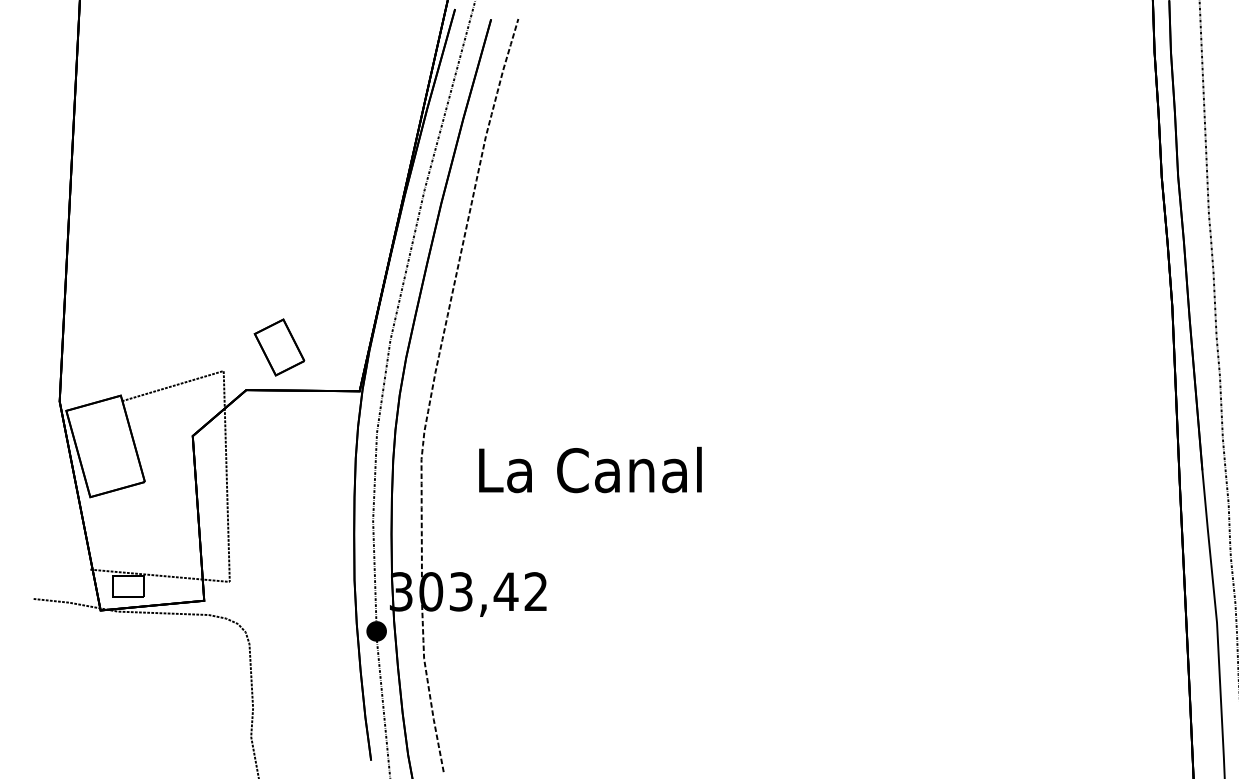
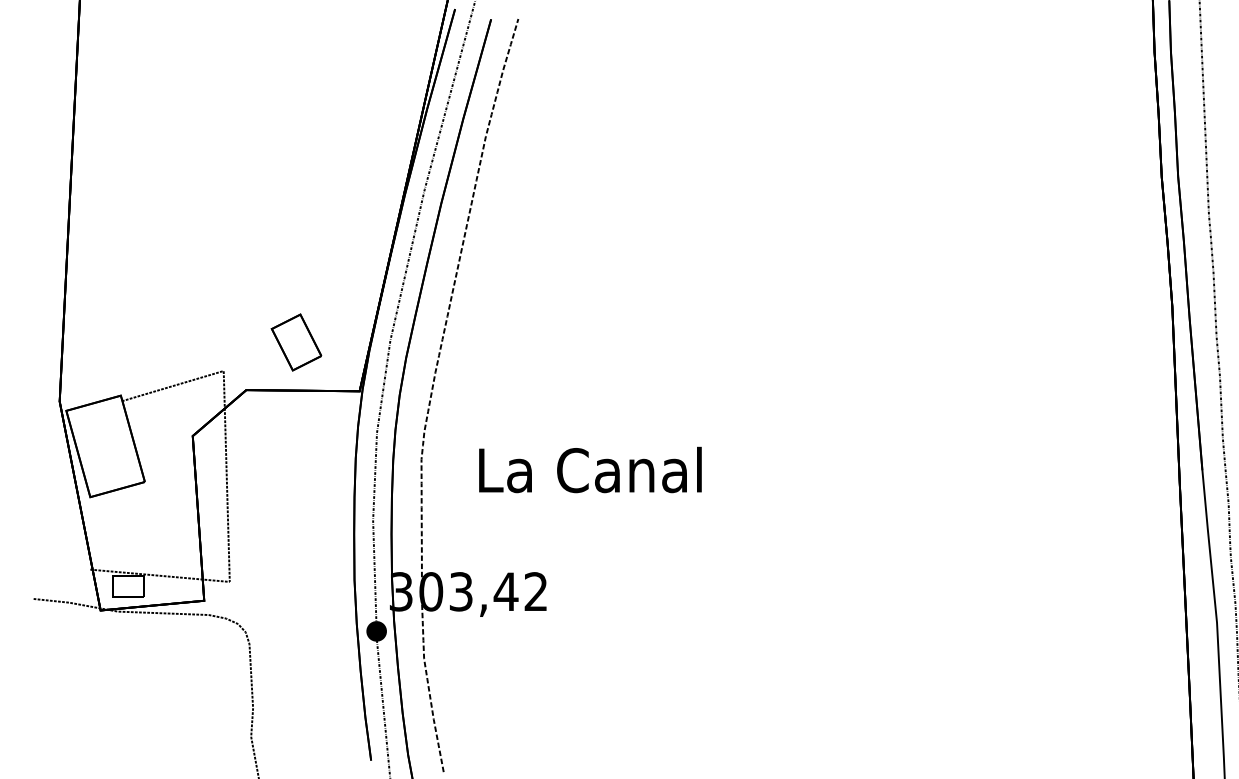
part position: (279, 347) -> (296, 342) (296, 342)
